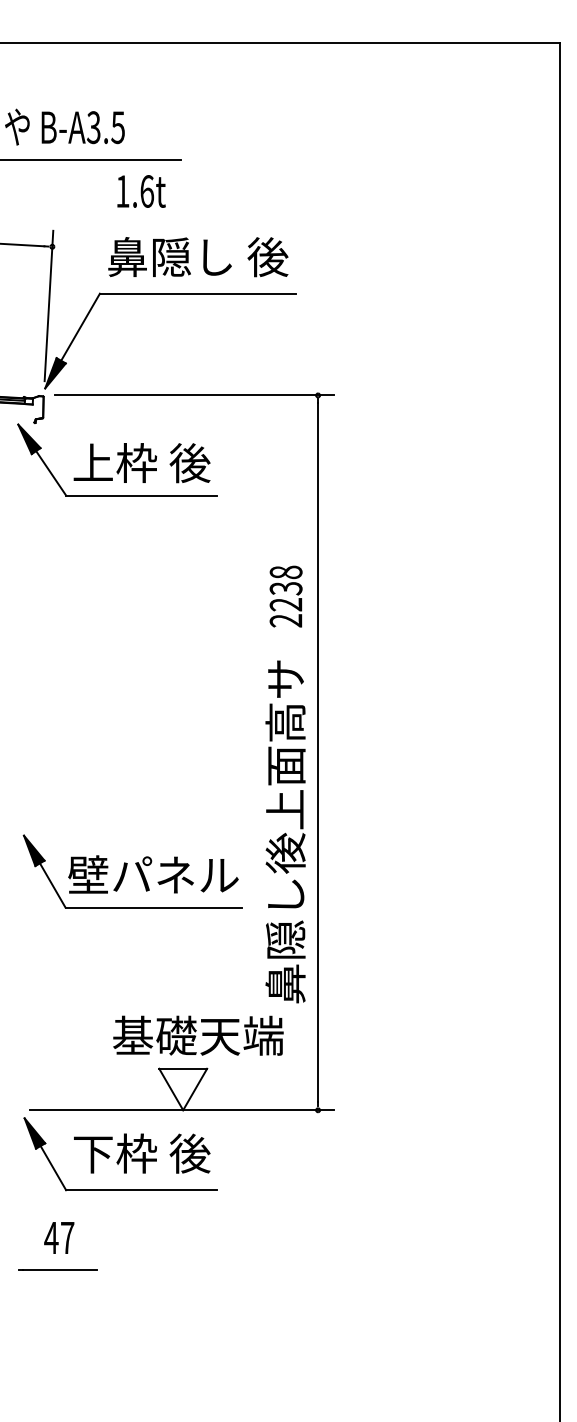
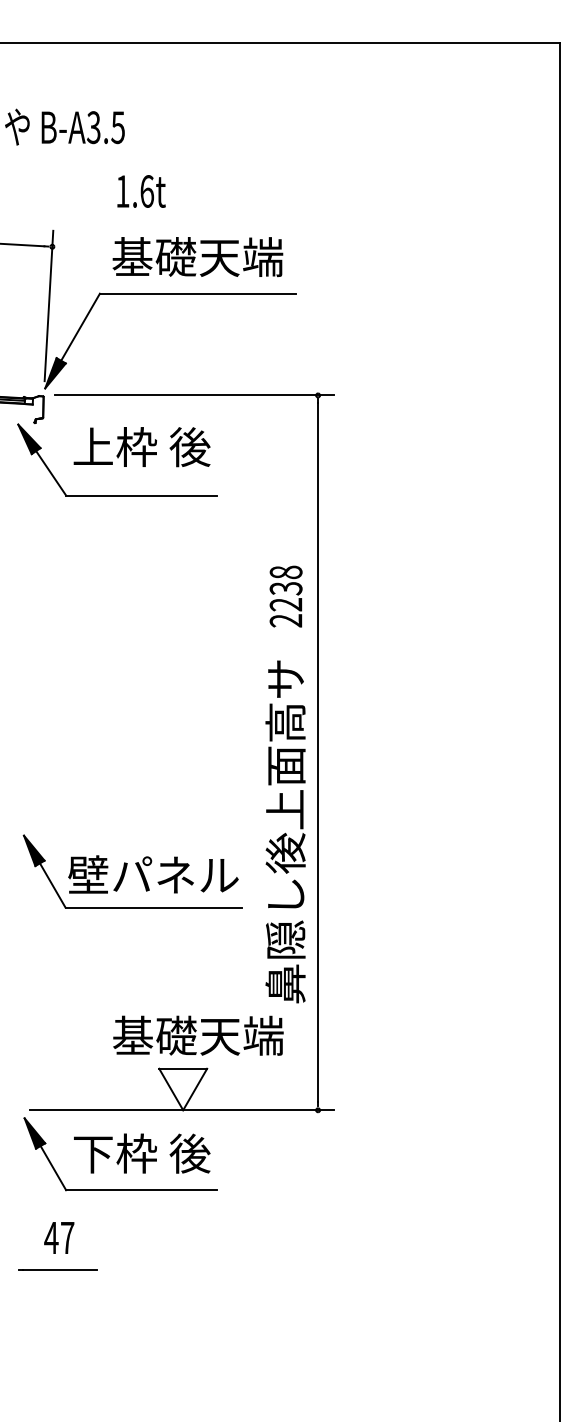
line: present -> none (91, 159)
text: 鼻隠し 後 -> 基礎天端 (198, 257)
text position: (141, 463) -> (141, 447) (141, 447)
